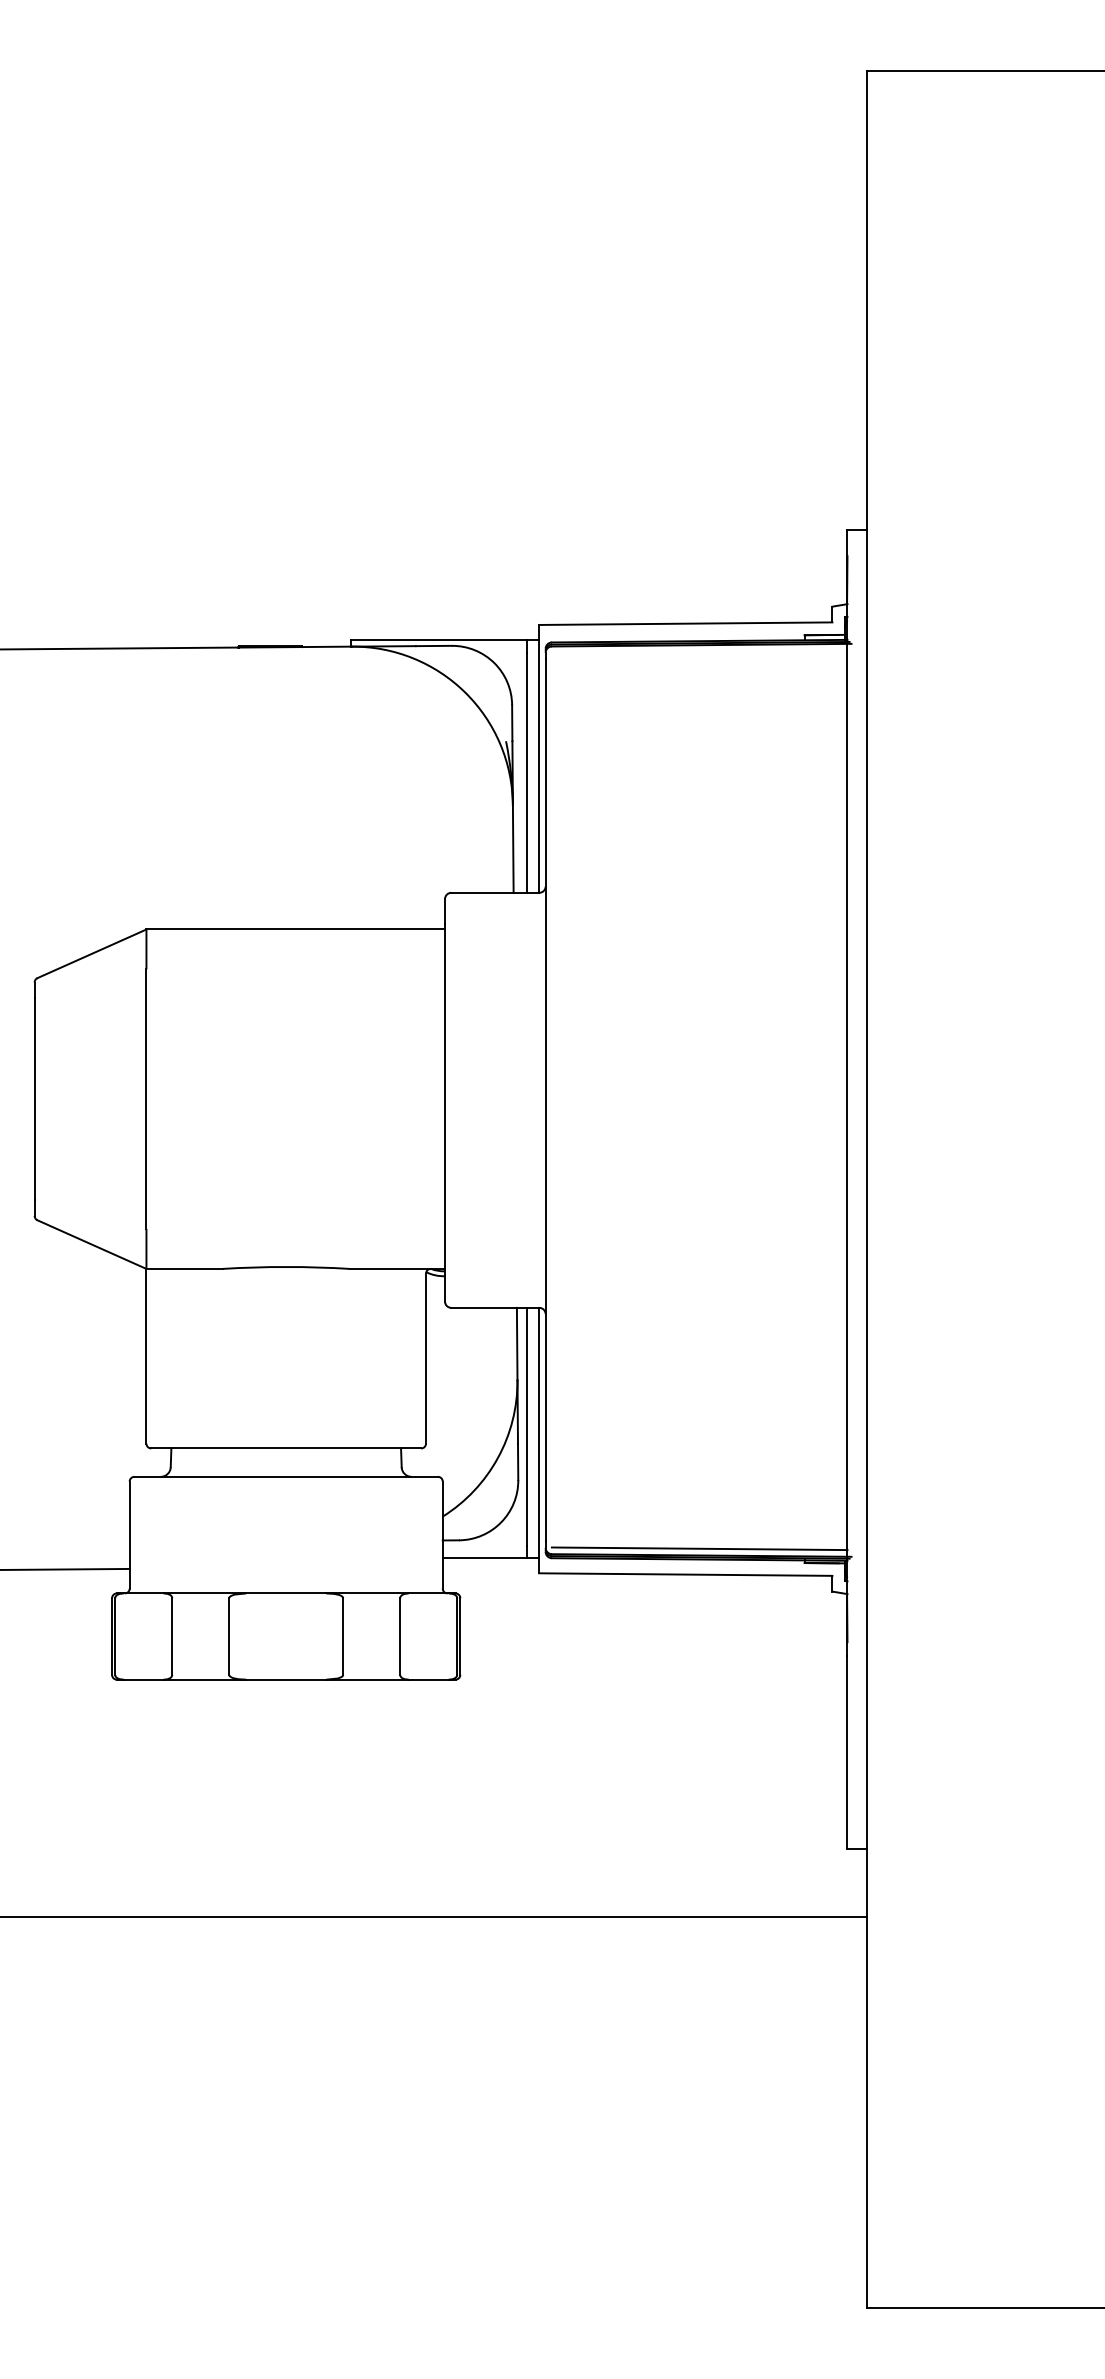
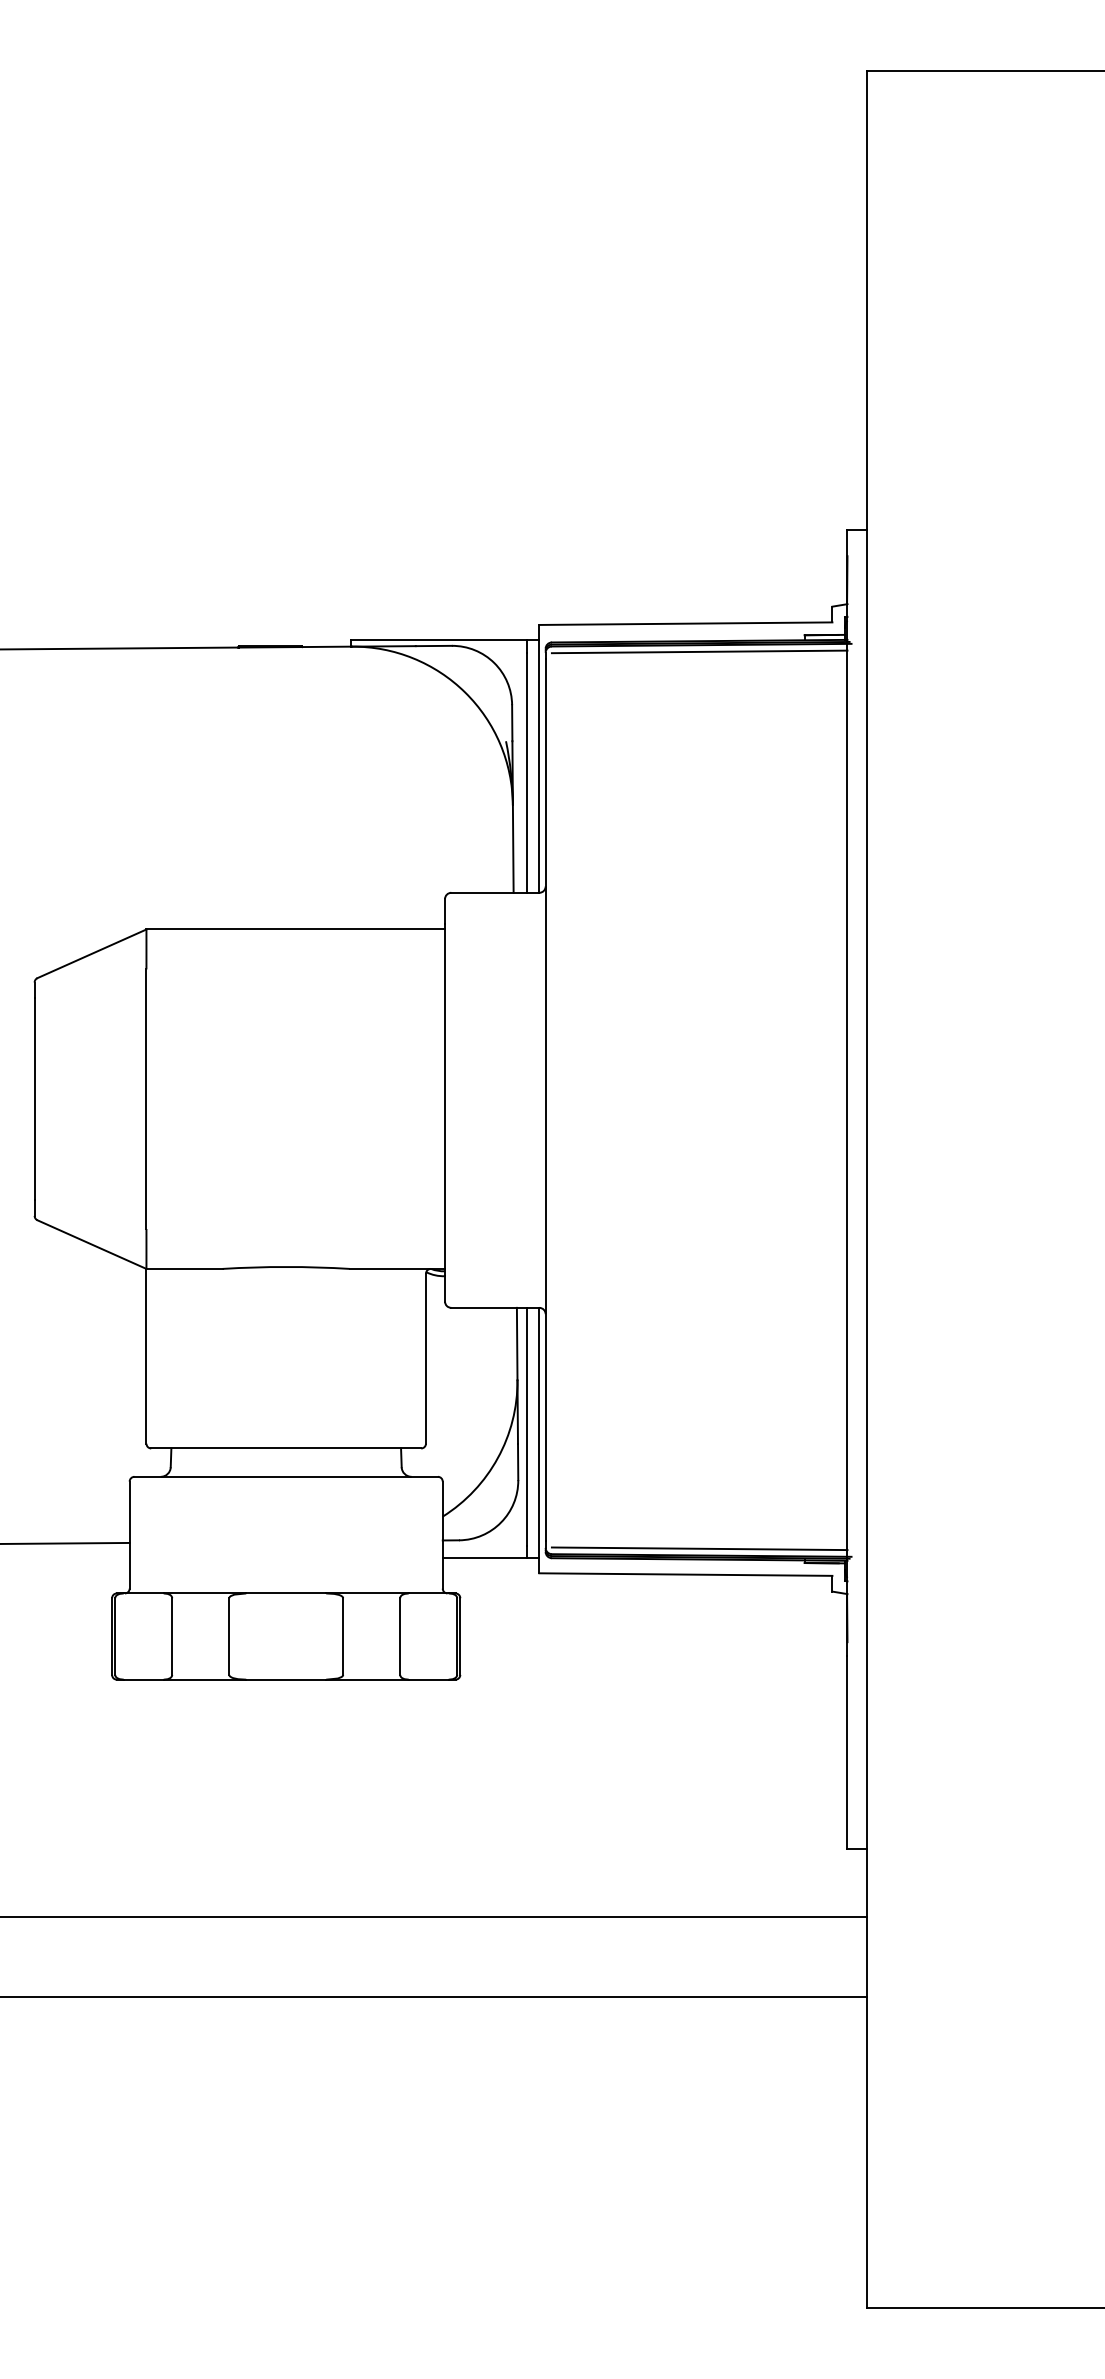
line: none -> present (699, 651)
line position: (65, 1568) -> (65, 1542) (65, 1542)
line: none -> present (434, 1997)
